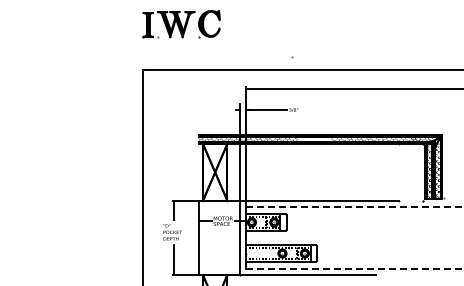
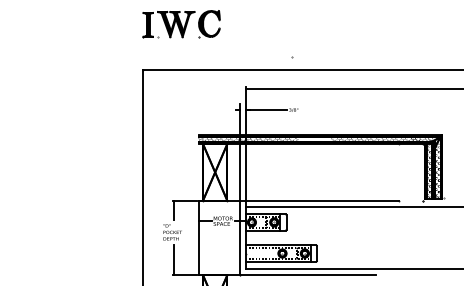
line: dashed -> solid (354, 206)
line: dashed -> solid (354, 269)
